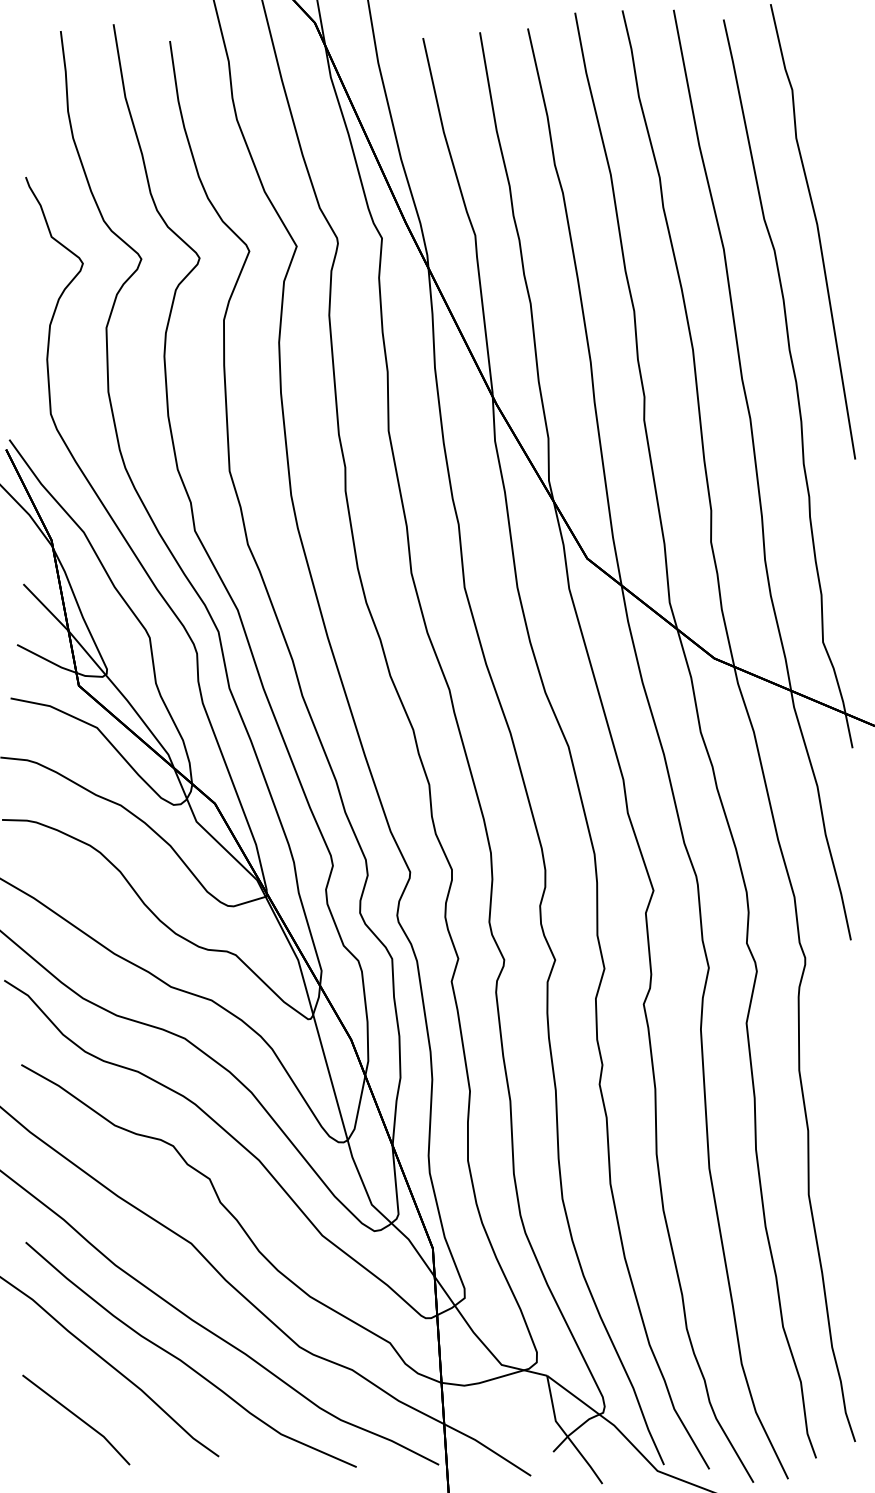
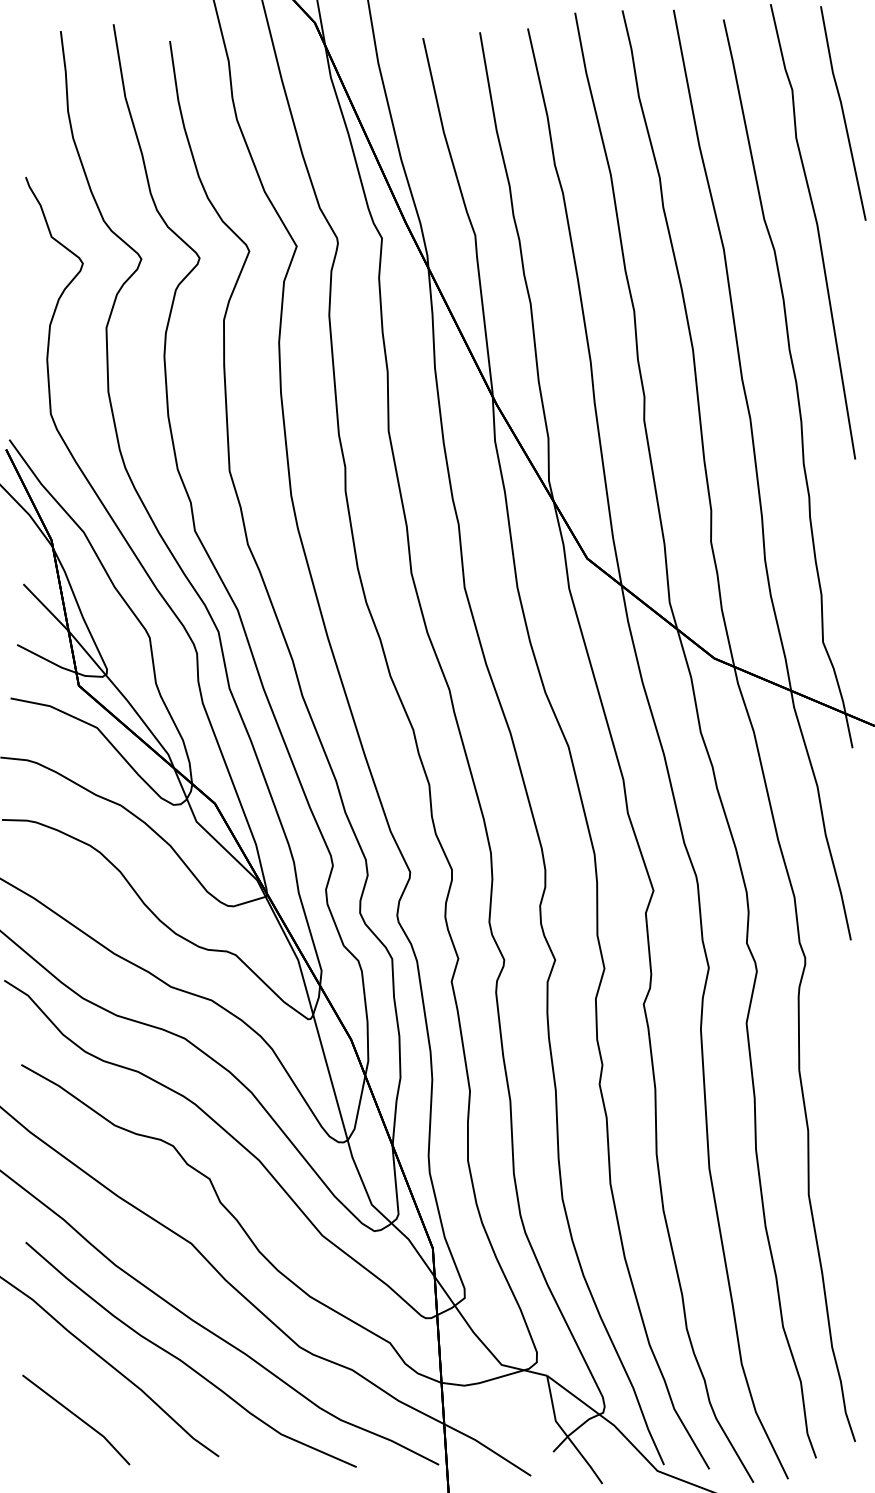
part: none -> present (843, 113)
